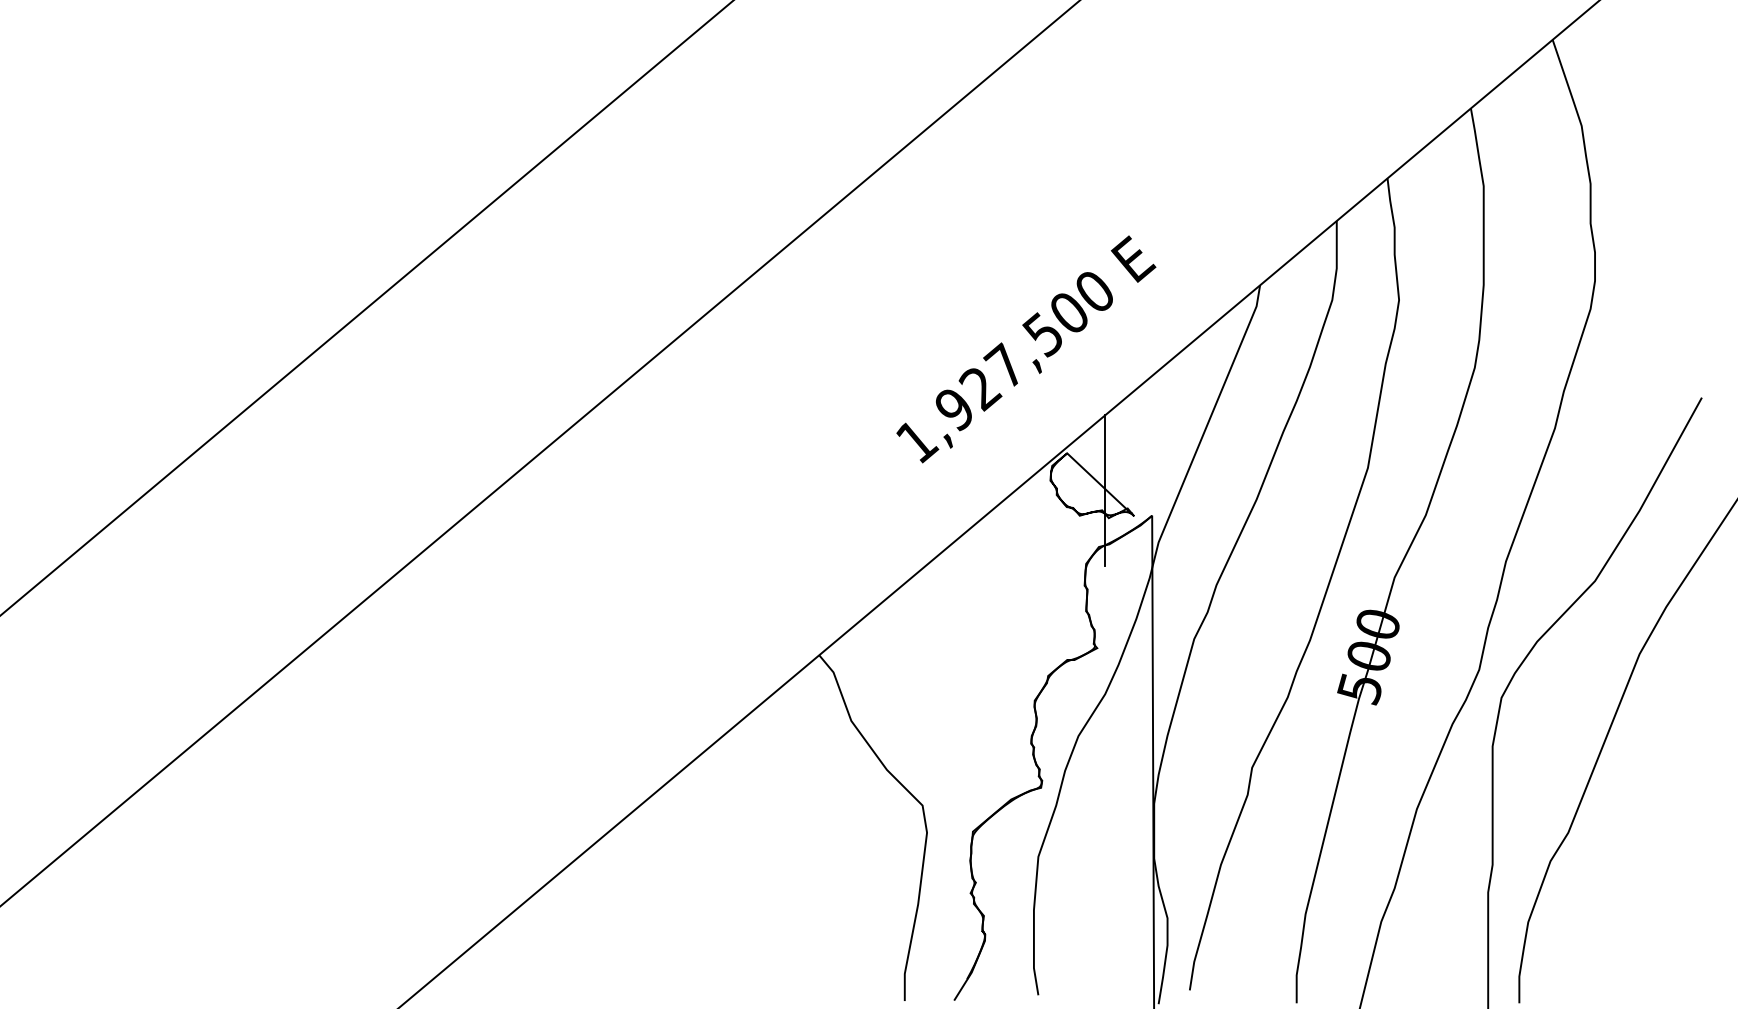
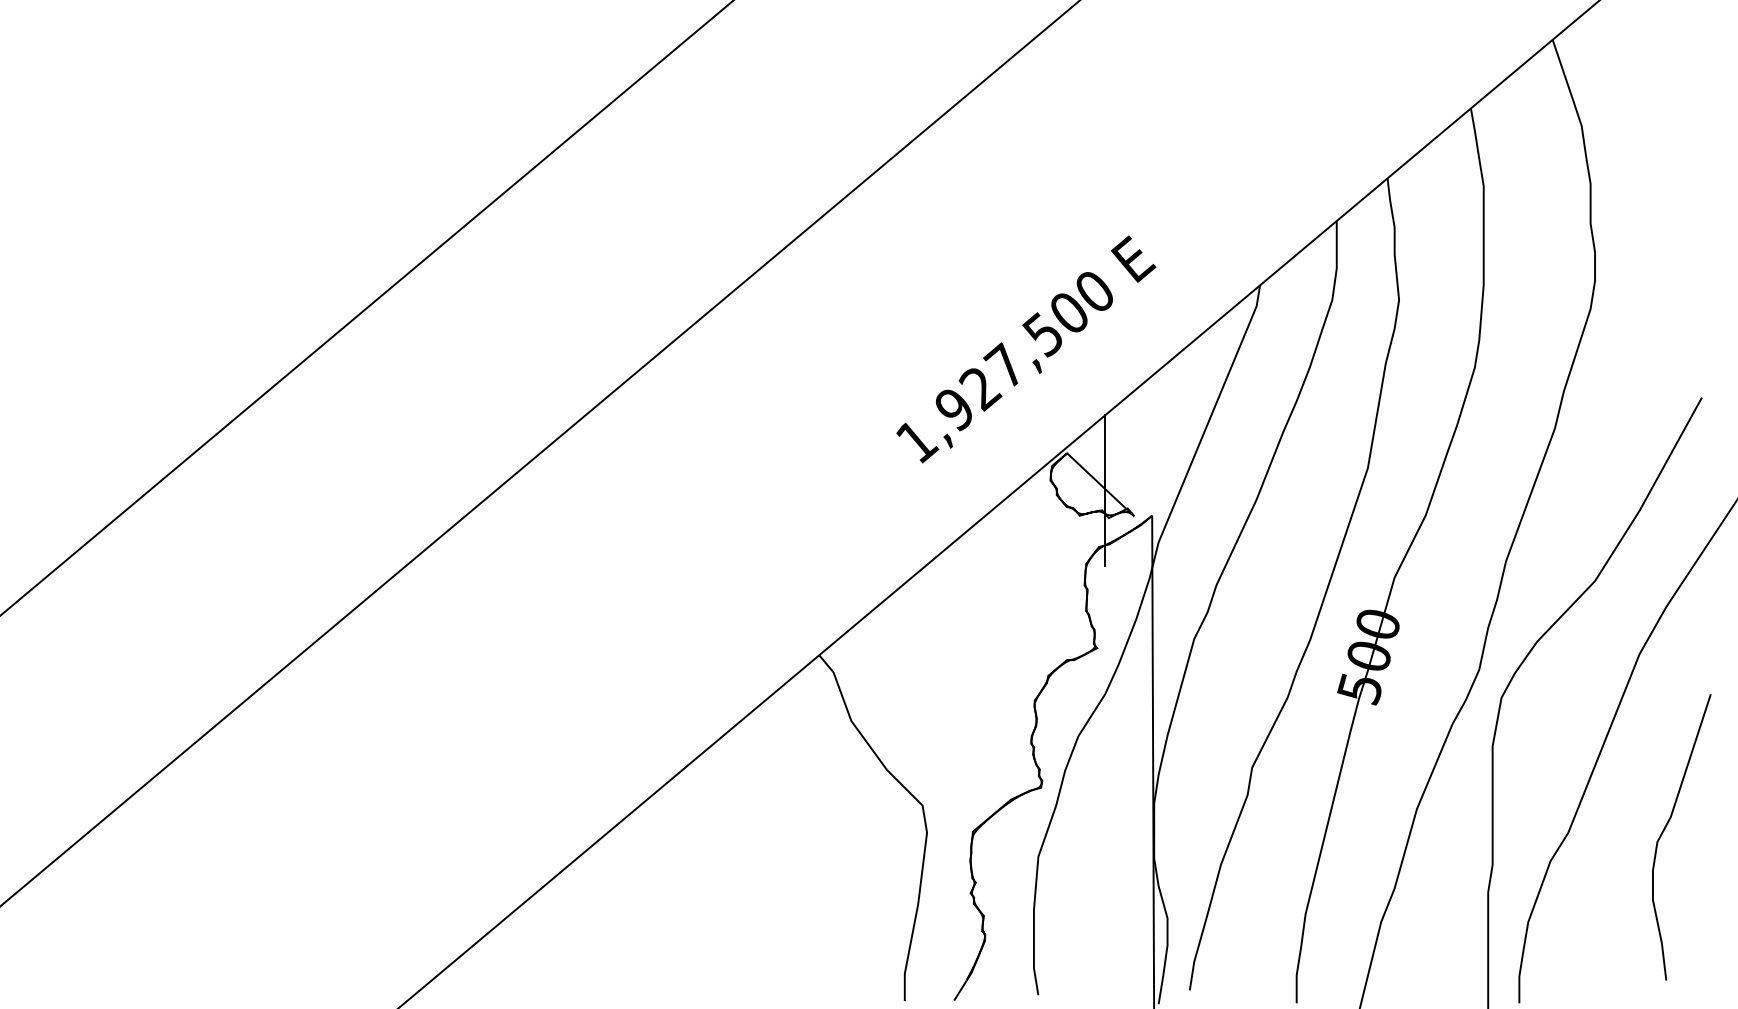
curve: none -> present (1665, 829)
